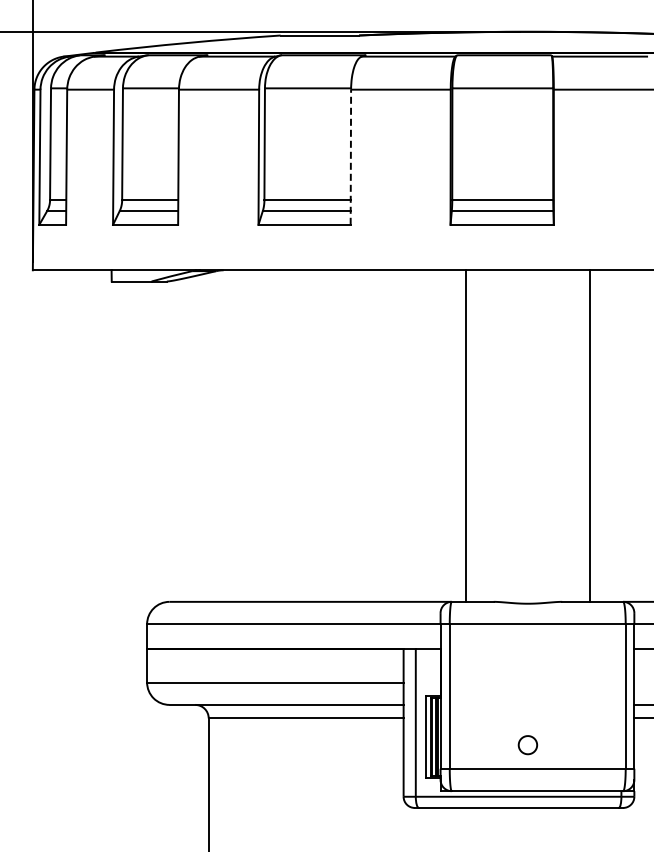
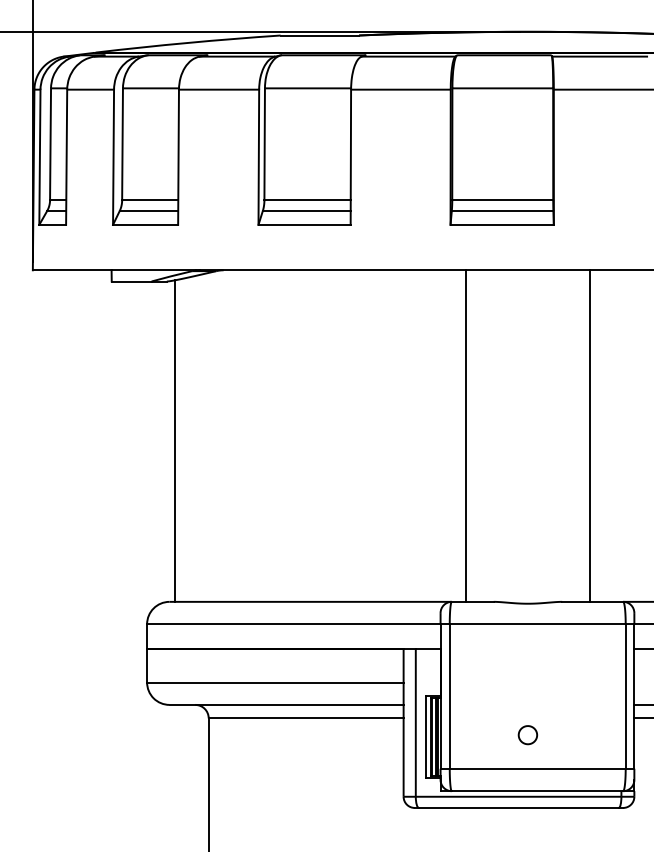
line: dashed -> solid (350, 157)
line: none -> present (175, 440)
part position: (527, 745) -> (527, 735) (527, 735)
